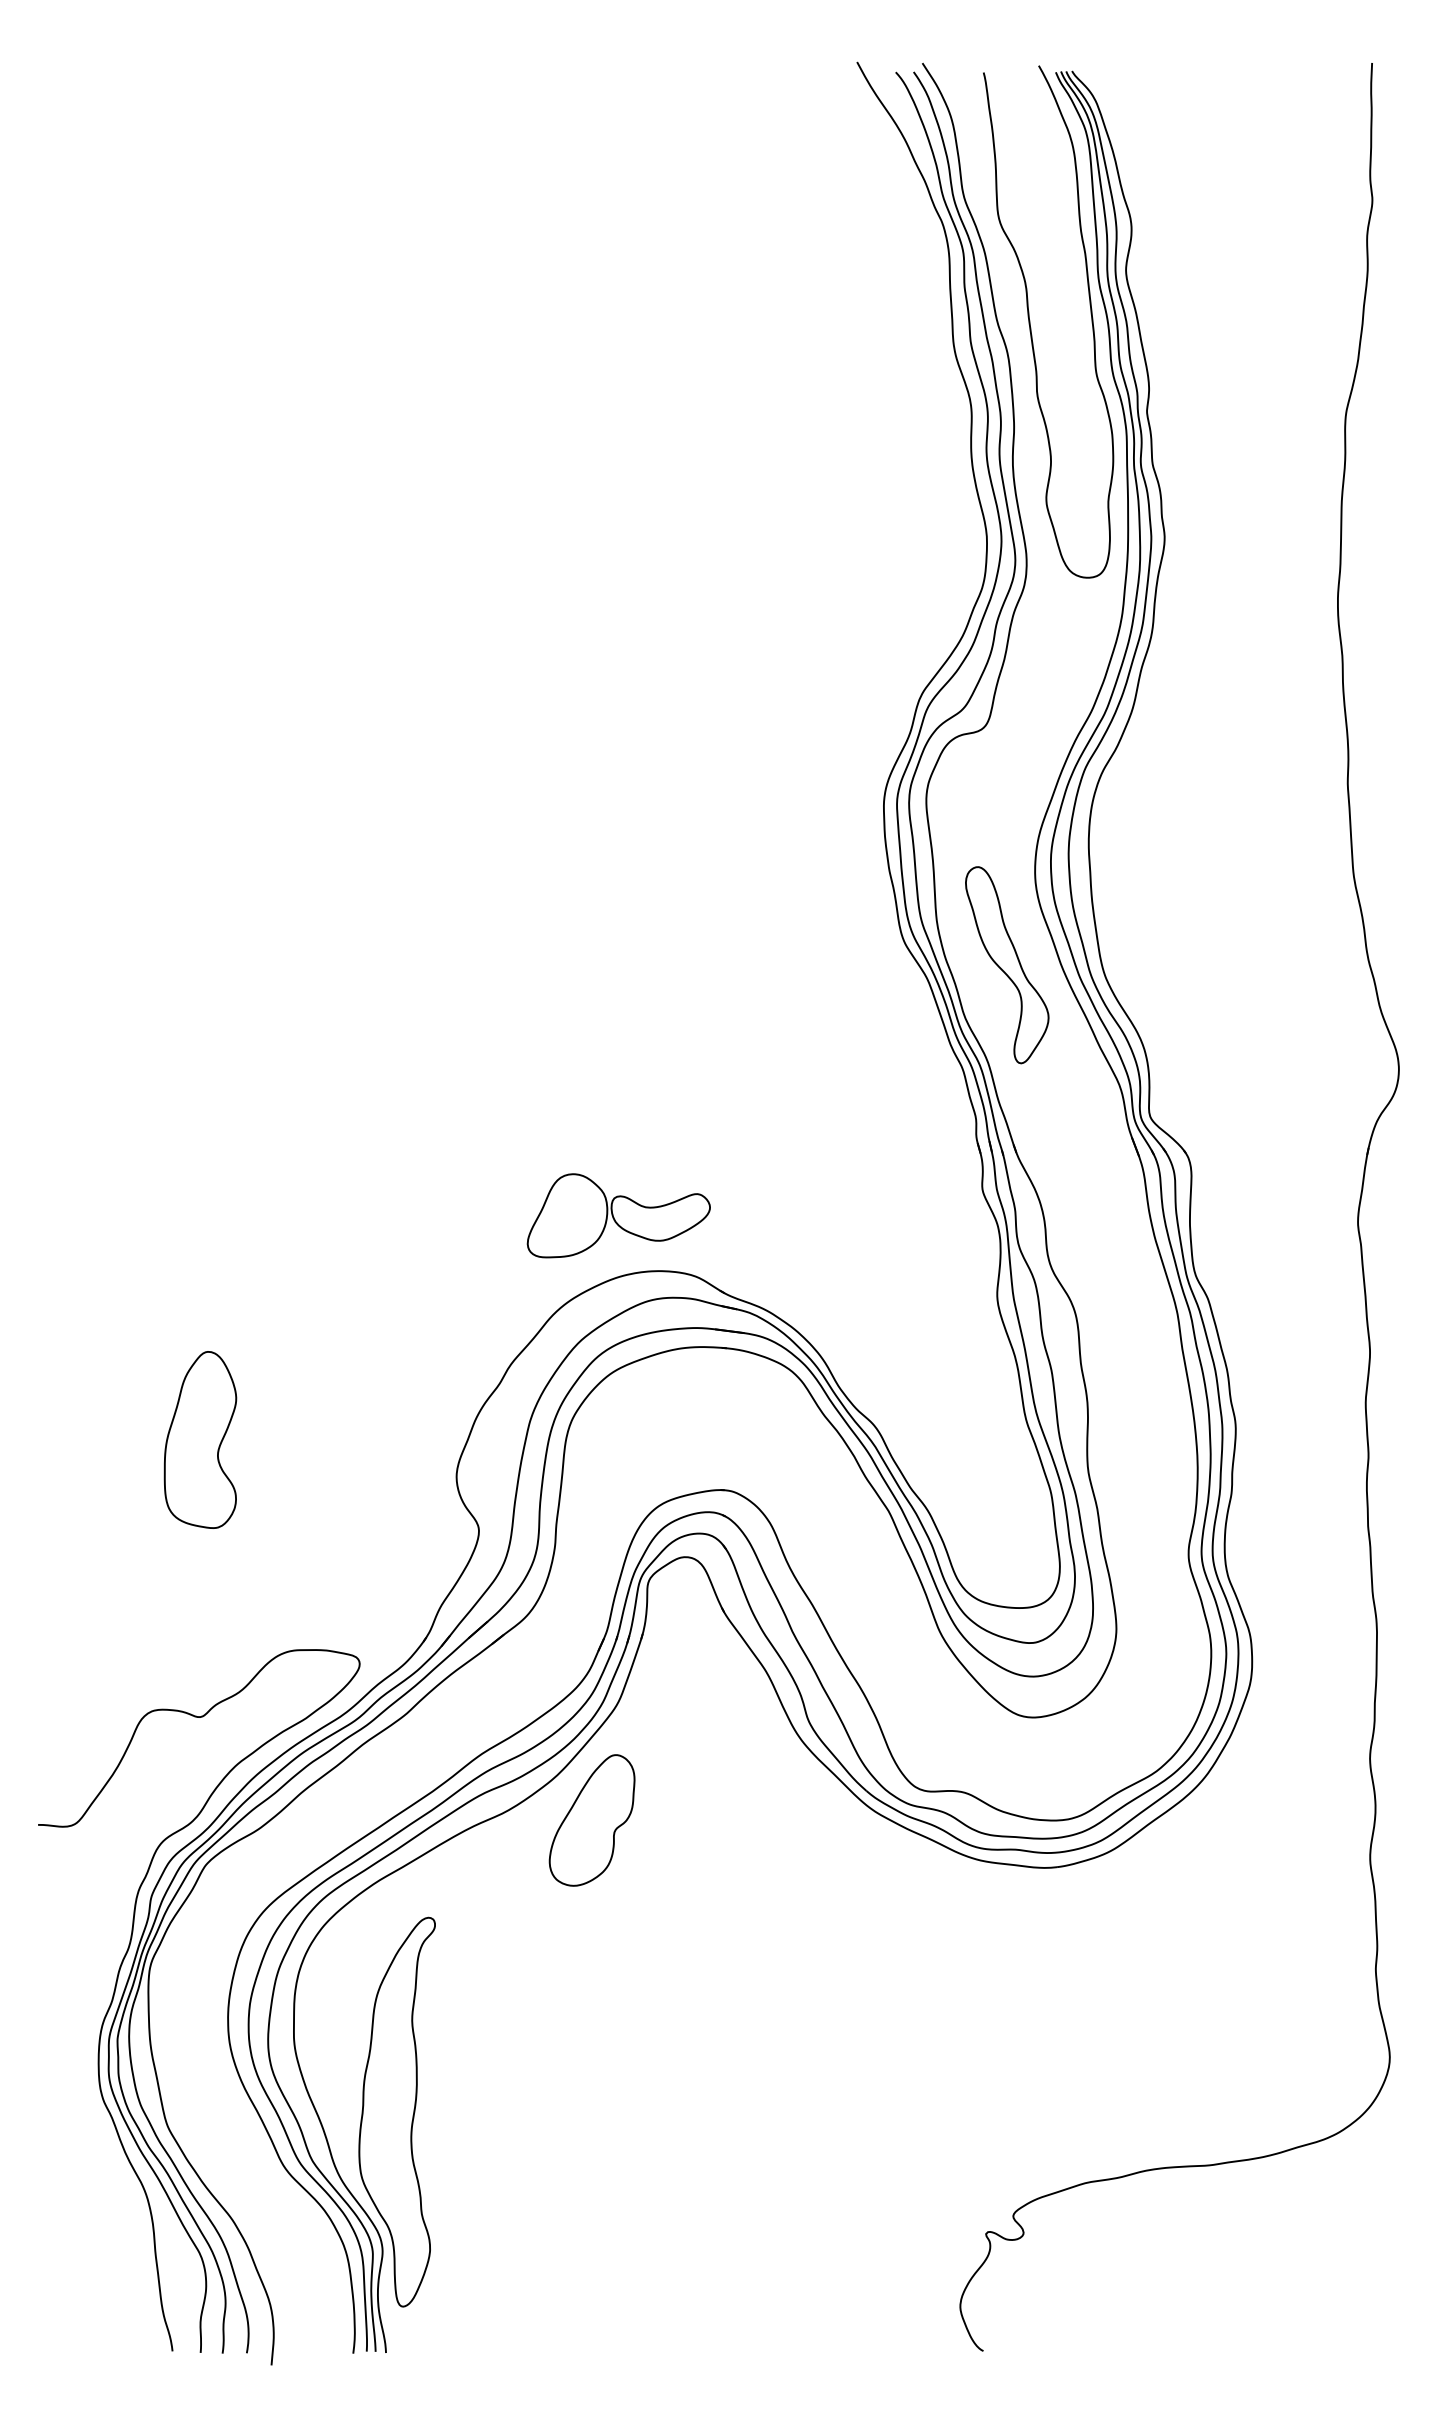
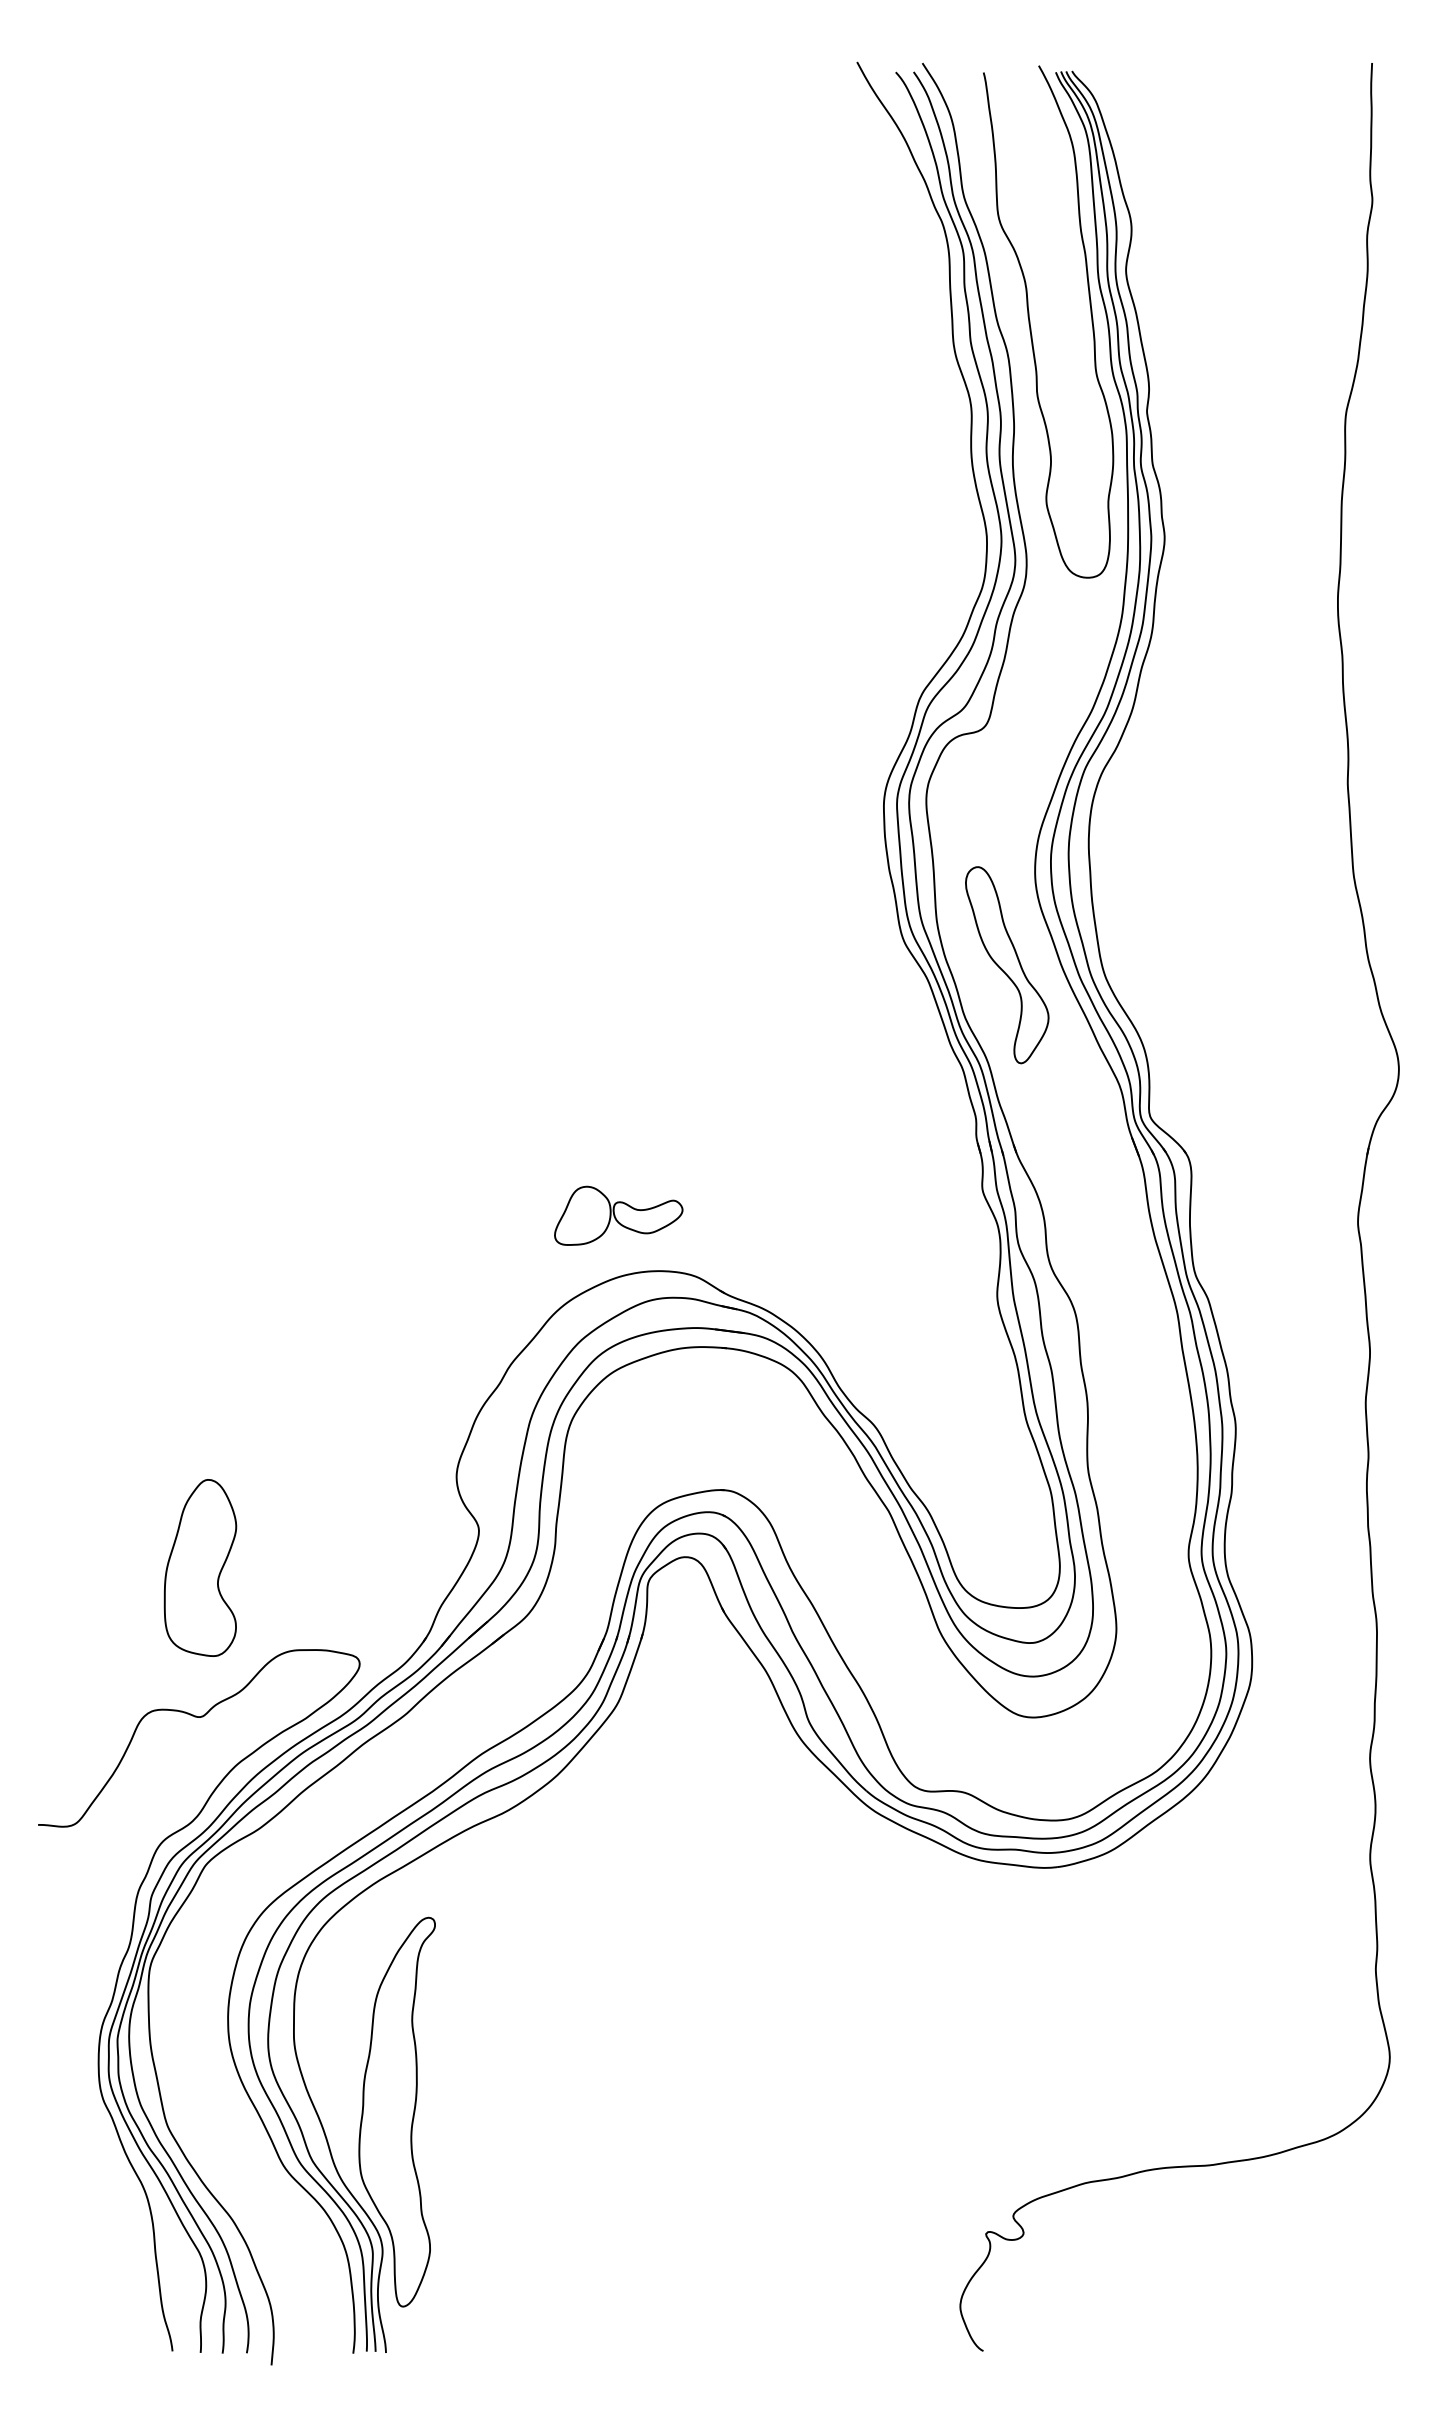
part size: 185x86 px -> 130x61 px (618, 1215)
part position: (200, 1439) -> (200, 1567) (200, 1567)
part: present -> none (591, 1820)
